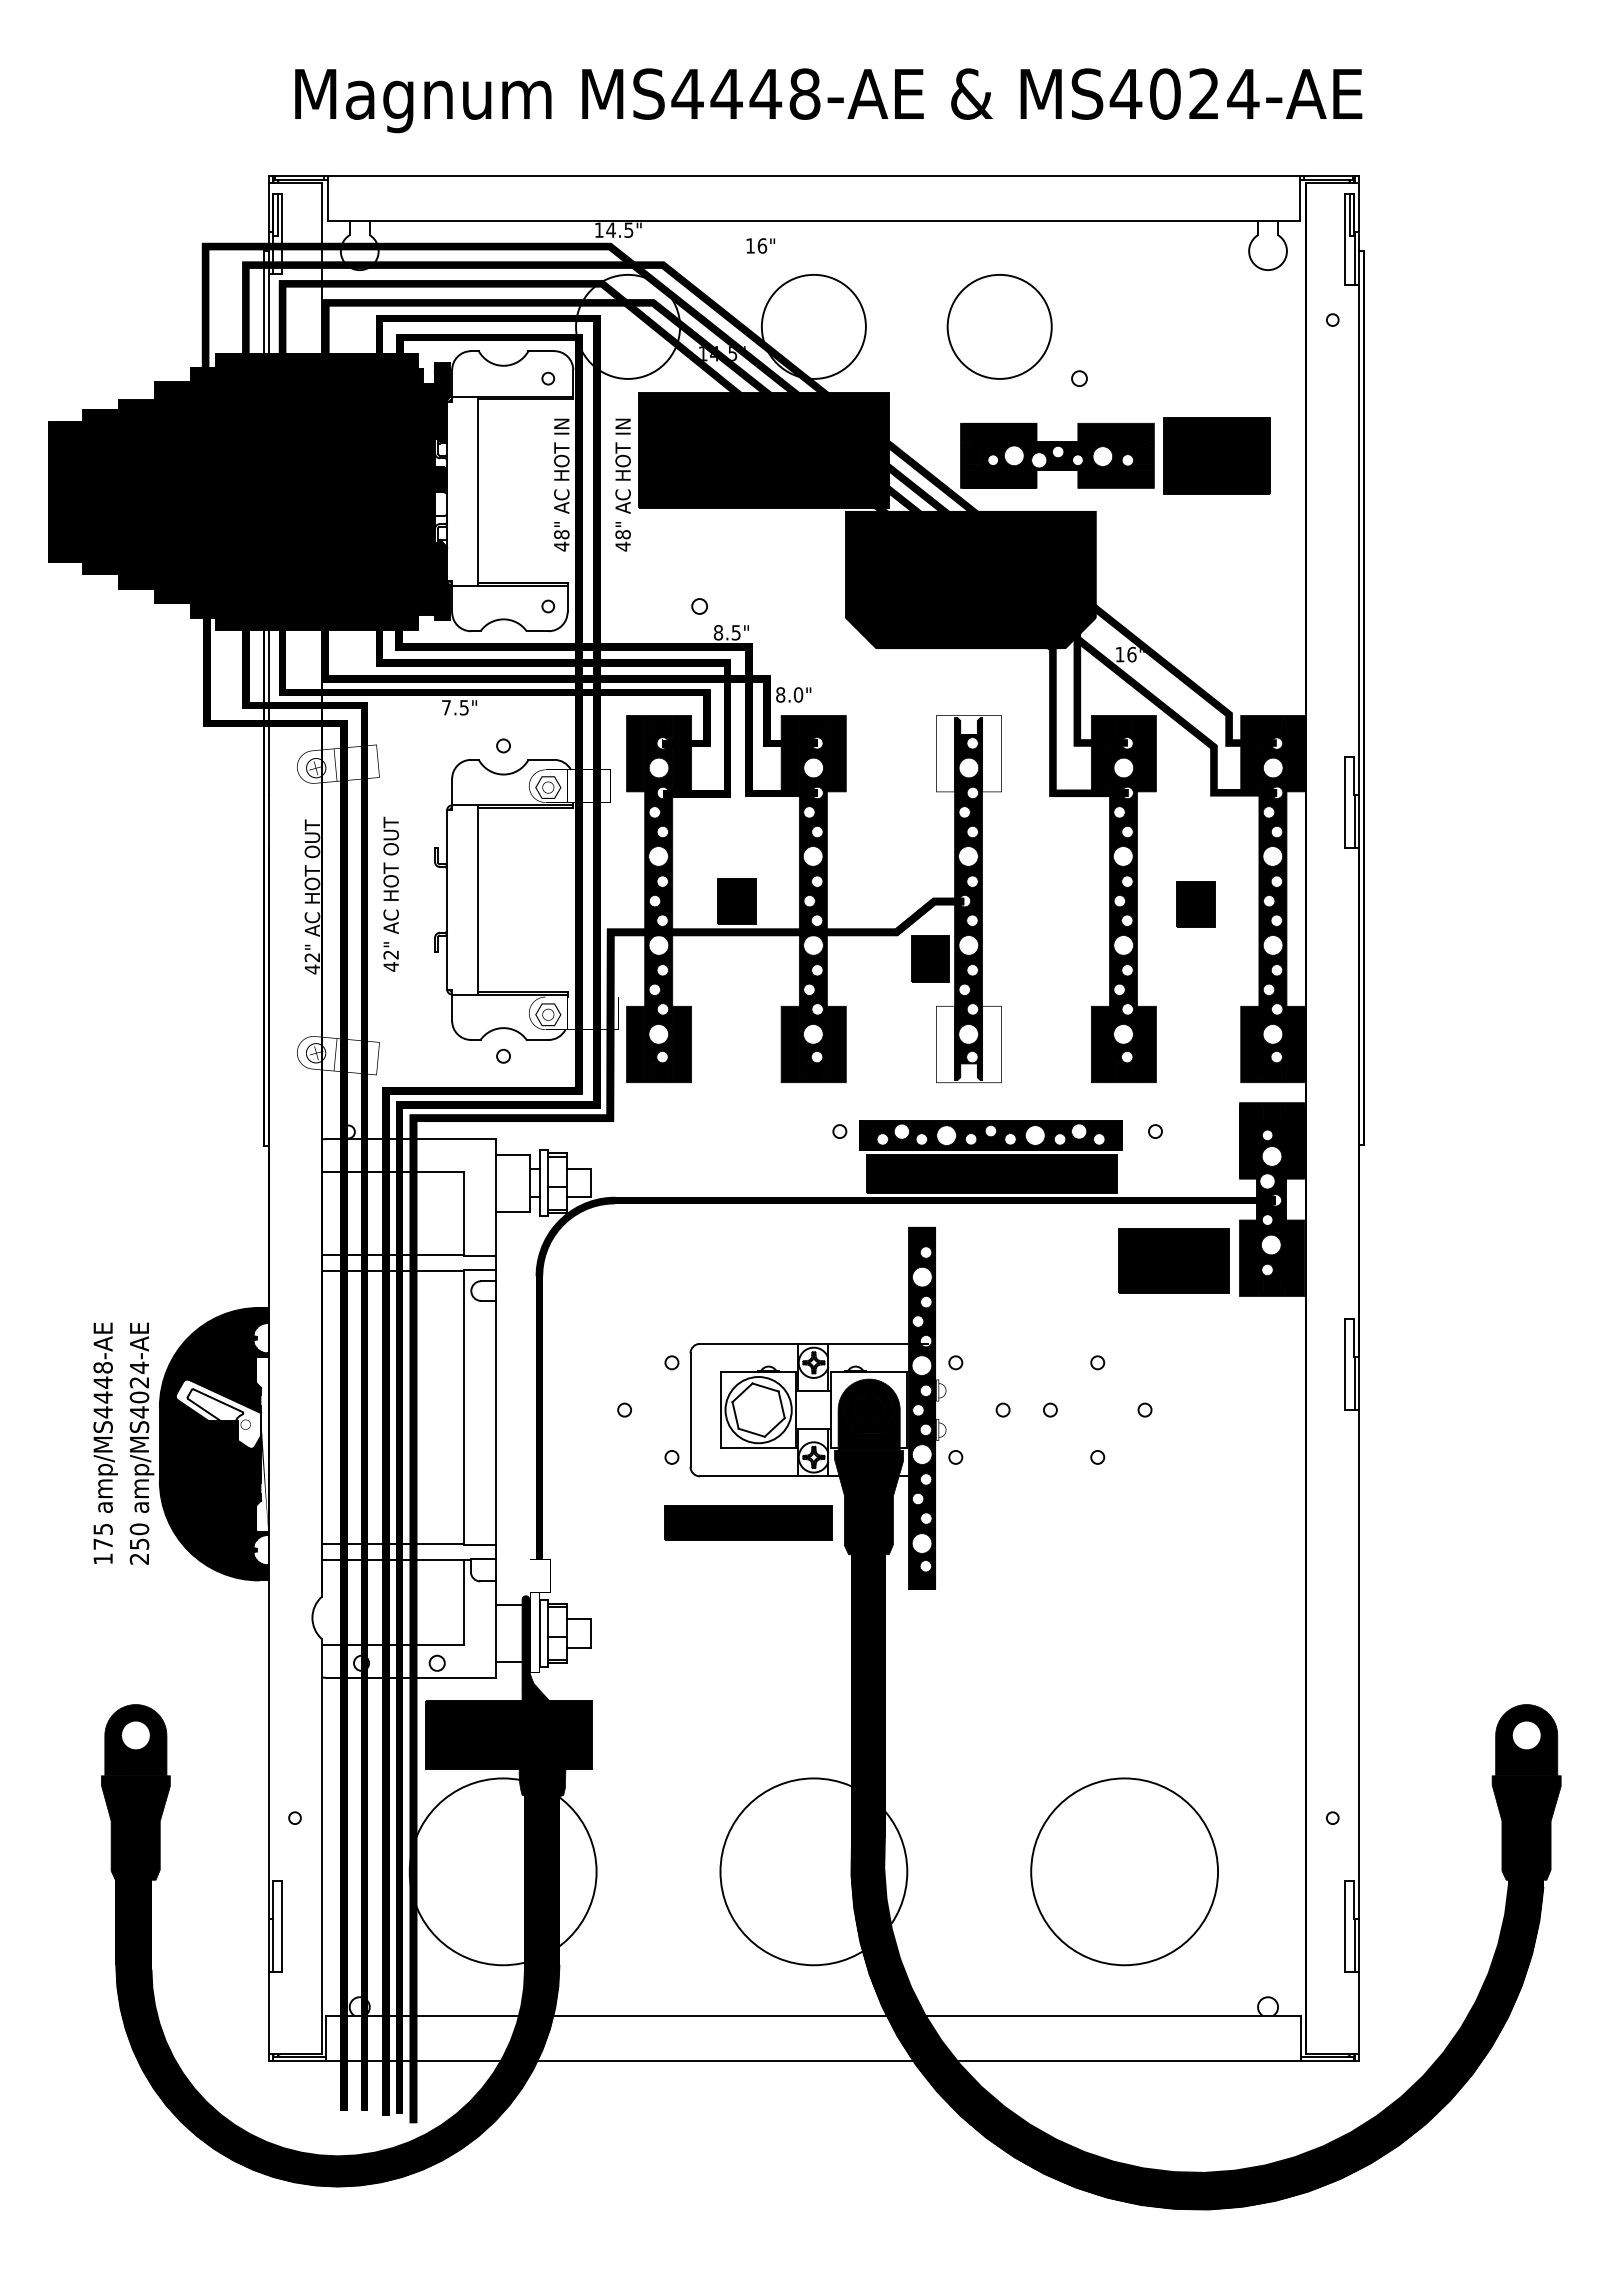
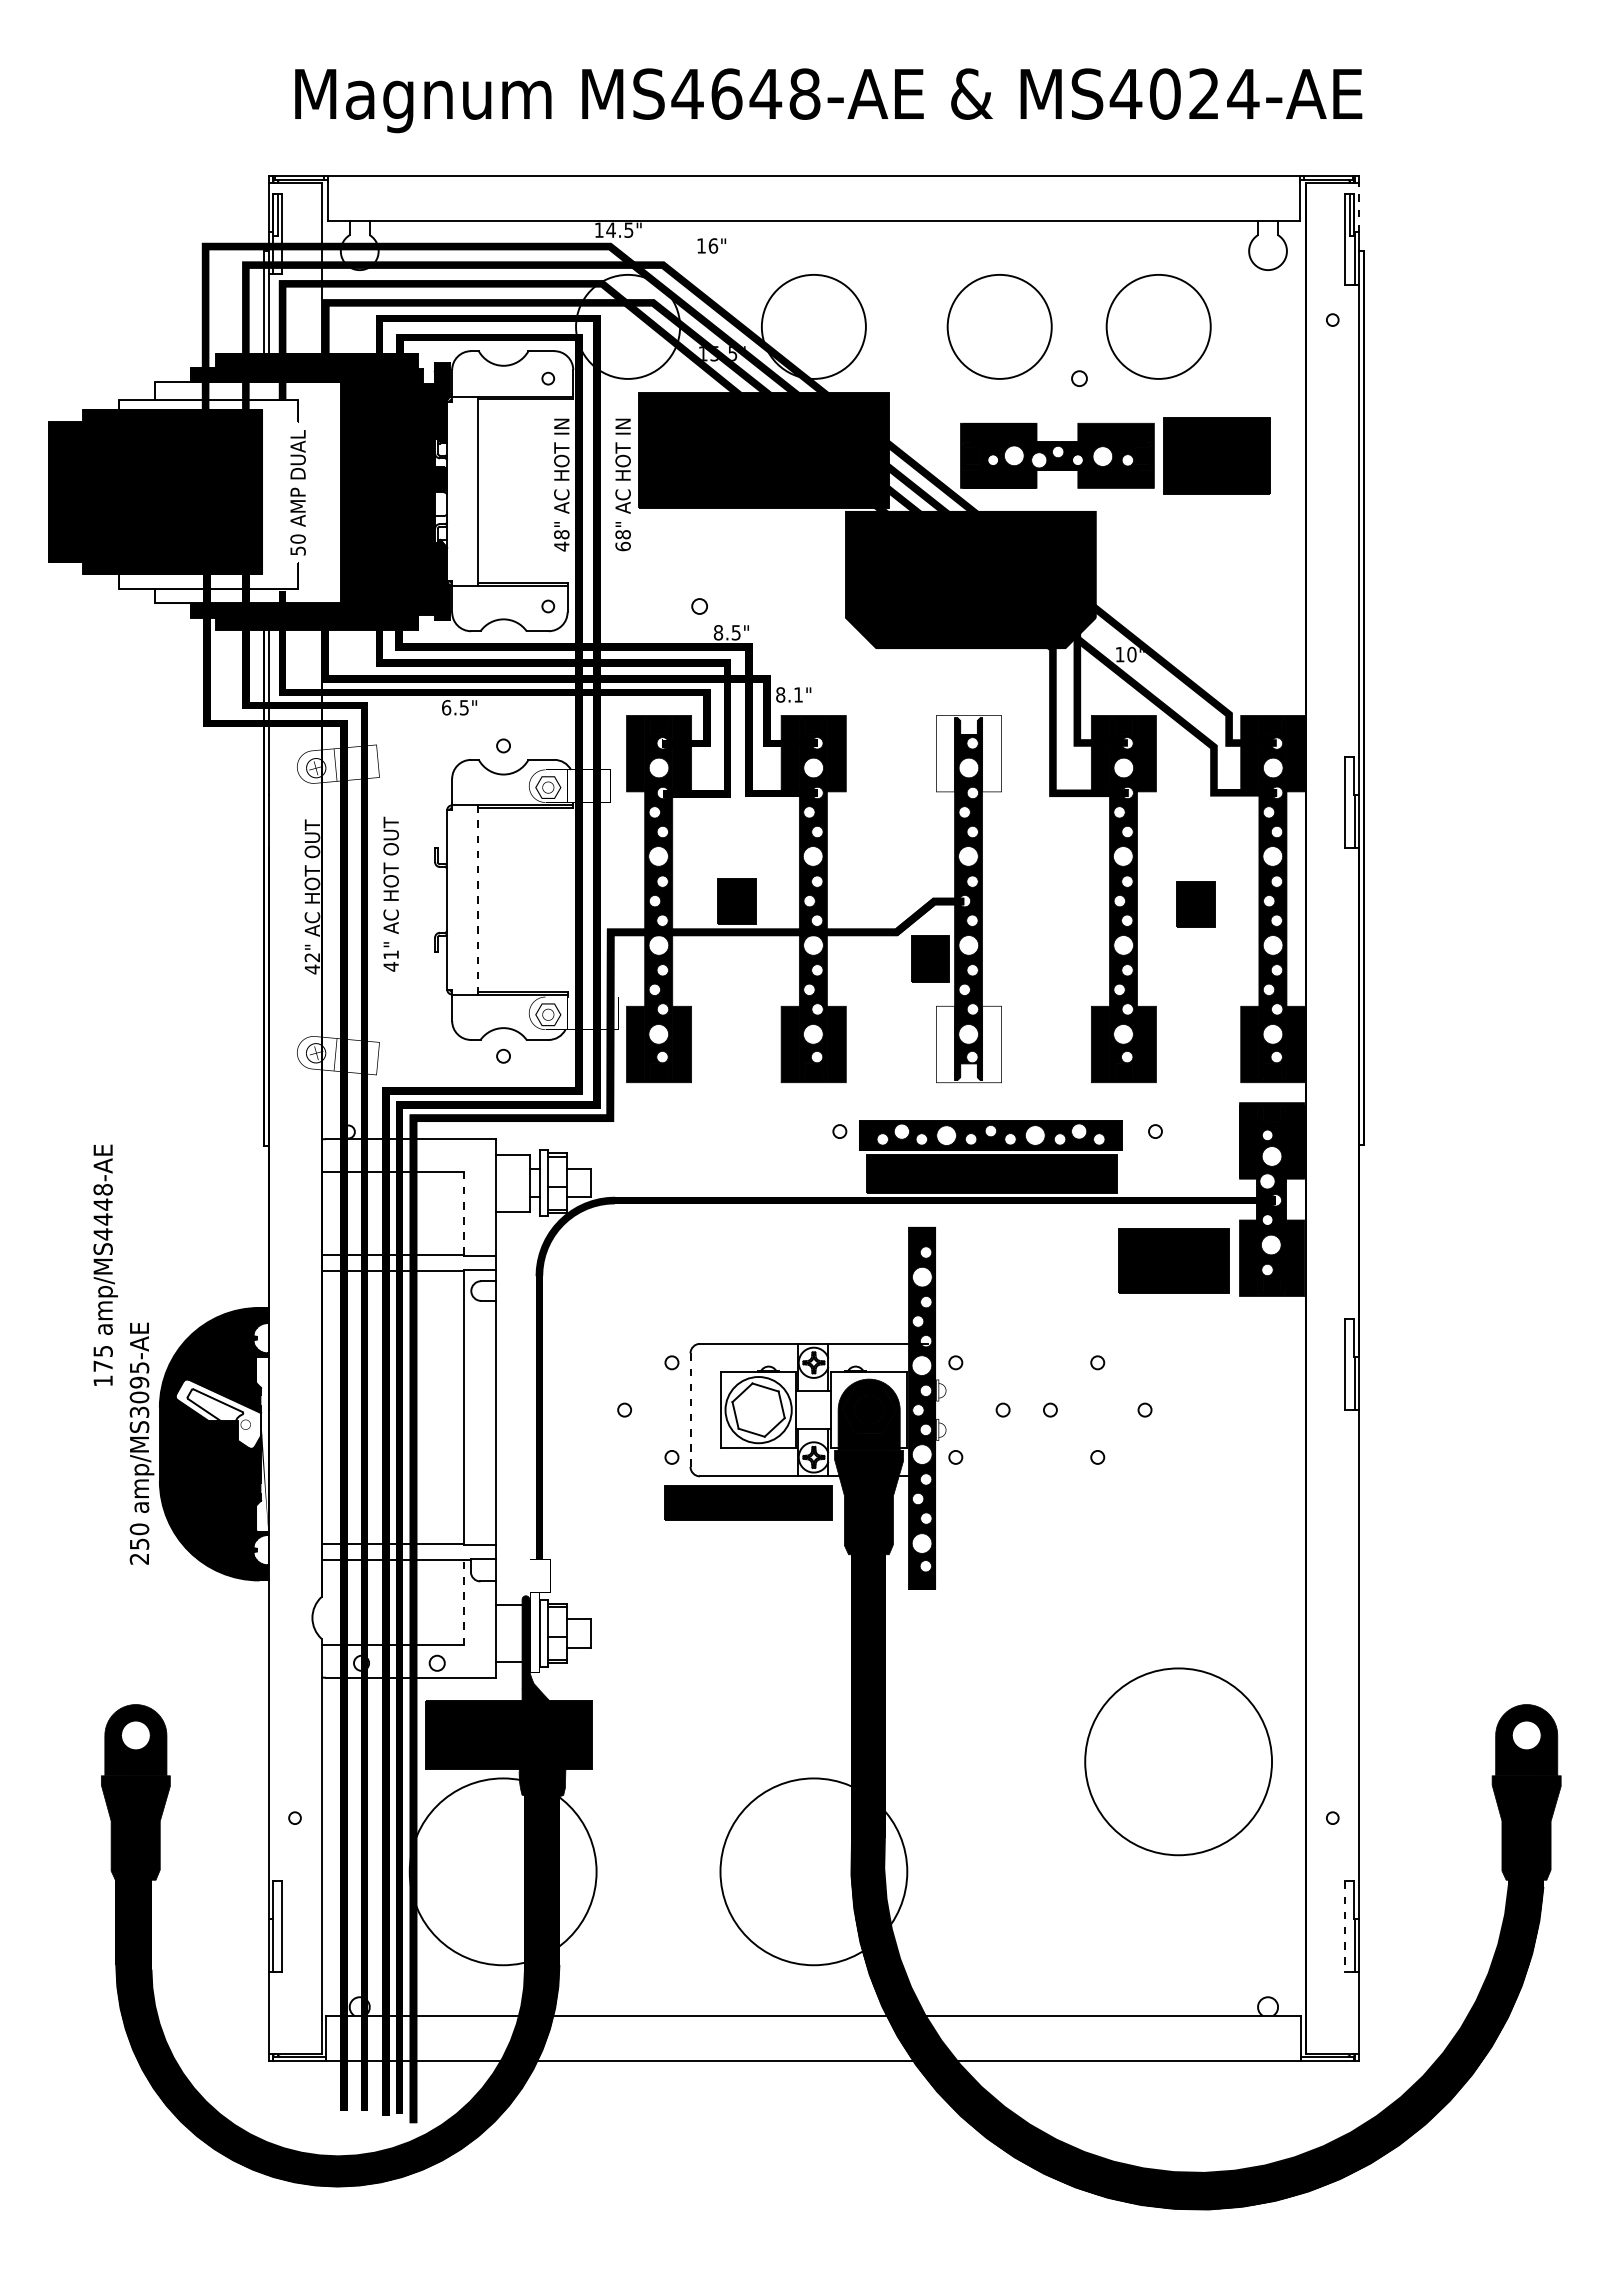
text: MS4448-AE -> MS4648-AE (726, 93)
line: solid -> dashed (1359, 207)
text position: (760, 245) -> (711, 245) (711, 245)
circle: none -> present (1158, 326)
text: 14.5" -> 15.5" (714, 353)
fill: present -> none (230, 492)
text: 48" -> 68" (622, 546)
text: 16" -> 10" (1131, 654)
text: 8.0" -> 8.1" (798, 694)
text: 7.5" -> 6.5" (446, 707)
line: solid -> dashed (477, 899)
text: 42" -> 41" (390, 954)
line: solid -> dashed (463, 1213)
text: amp/MS4024-AE -> amp/MS3095-AE (139, 1389)
line: solid -> dashed (690, 1410)
text position: (105, 1442) -> (105, 1264) (105, 1264)
part position: (748, 1522) -> (748, 1502) (748, 1502)
line: solid -> dashed (463, 1602)
circle position: (1124, 1871) -> (1178, 1761) (1178, 1761)
line: solid -> dashed (1345, 1927)
